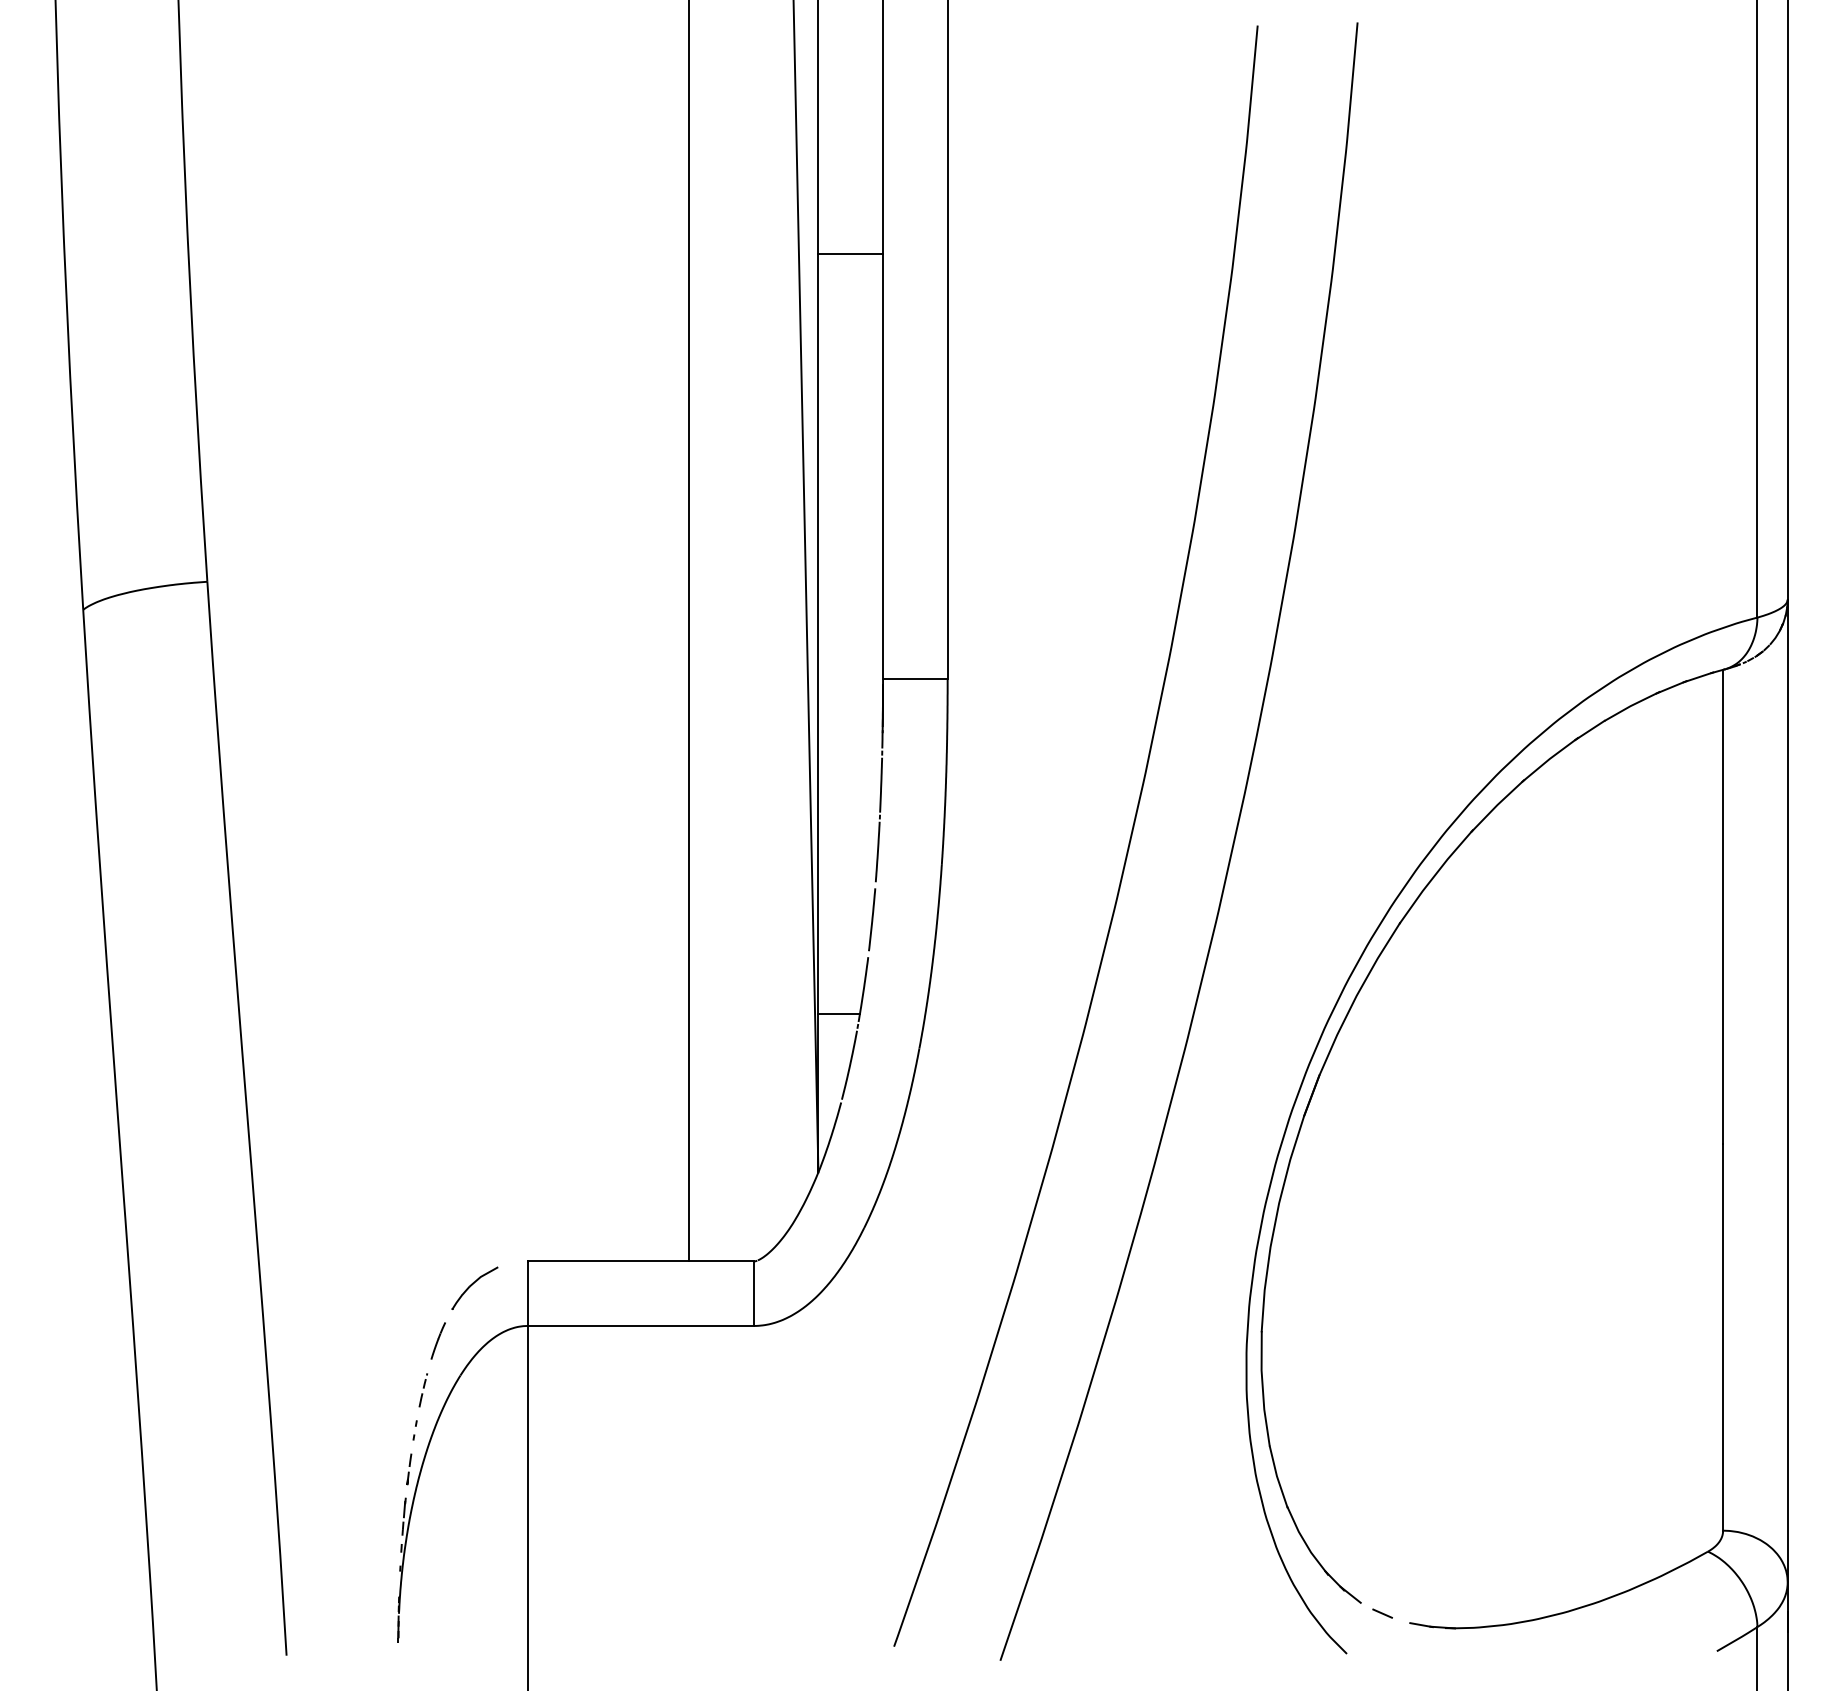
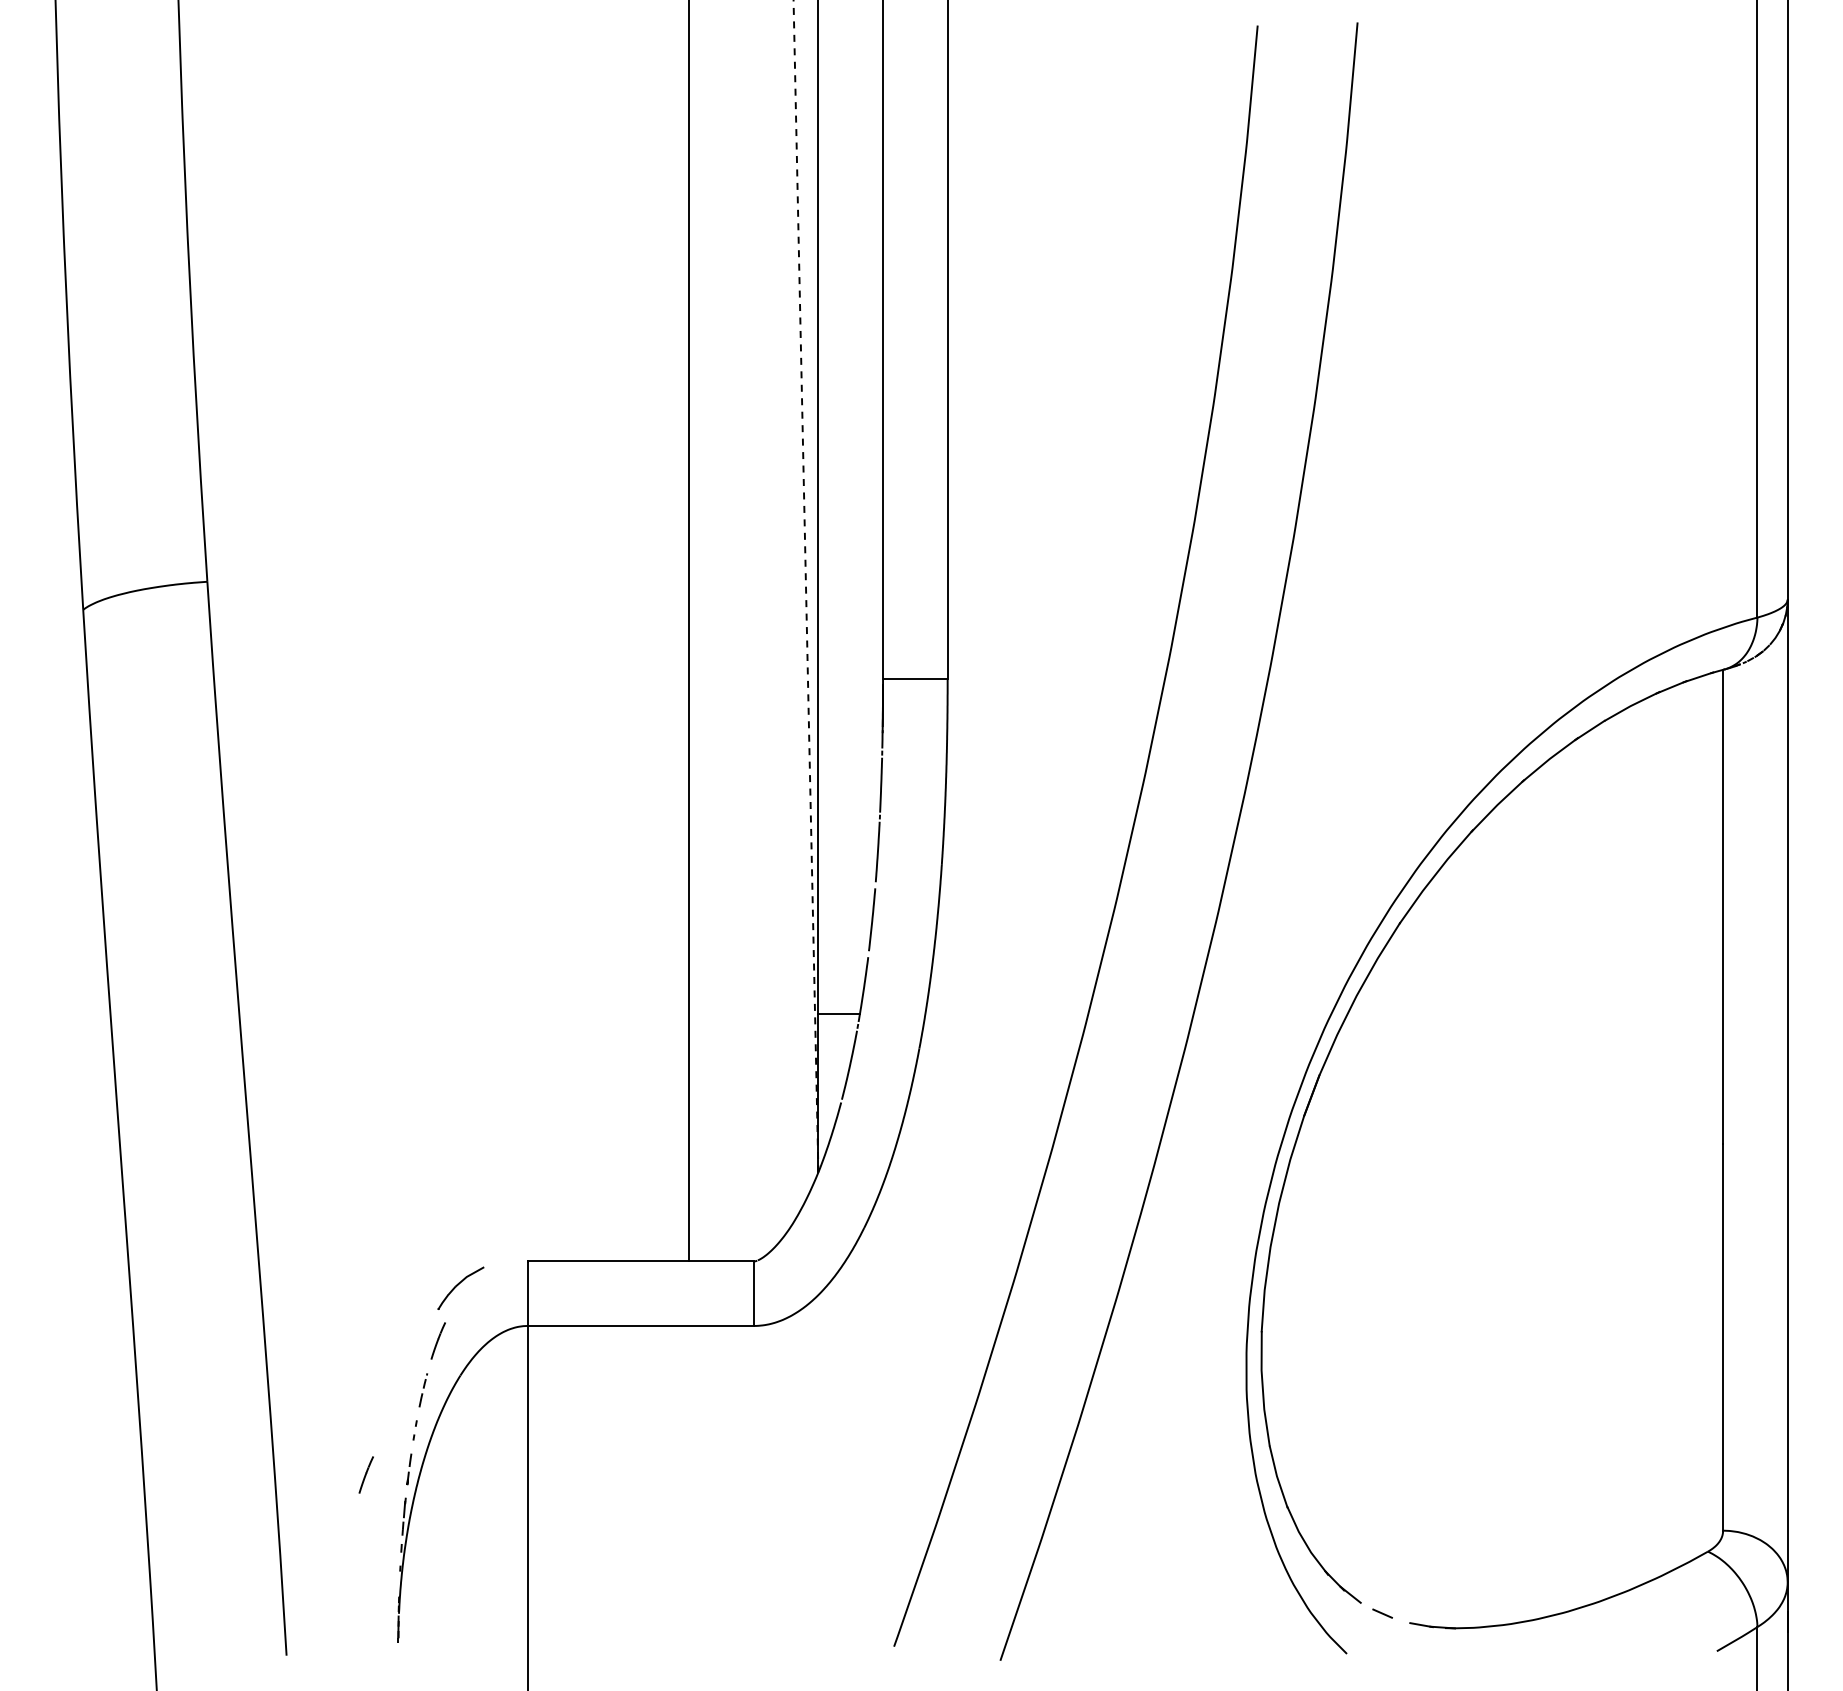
line: present -> none (850, 254)
line: solid -> dashed (805, 585)
part position: (474, 1287) -> (460, 1287) (460, 1287)
line: none -> present (365, 1474)
